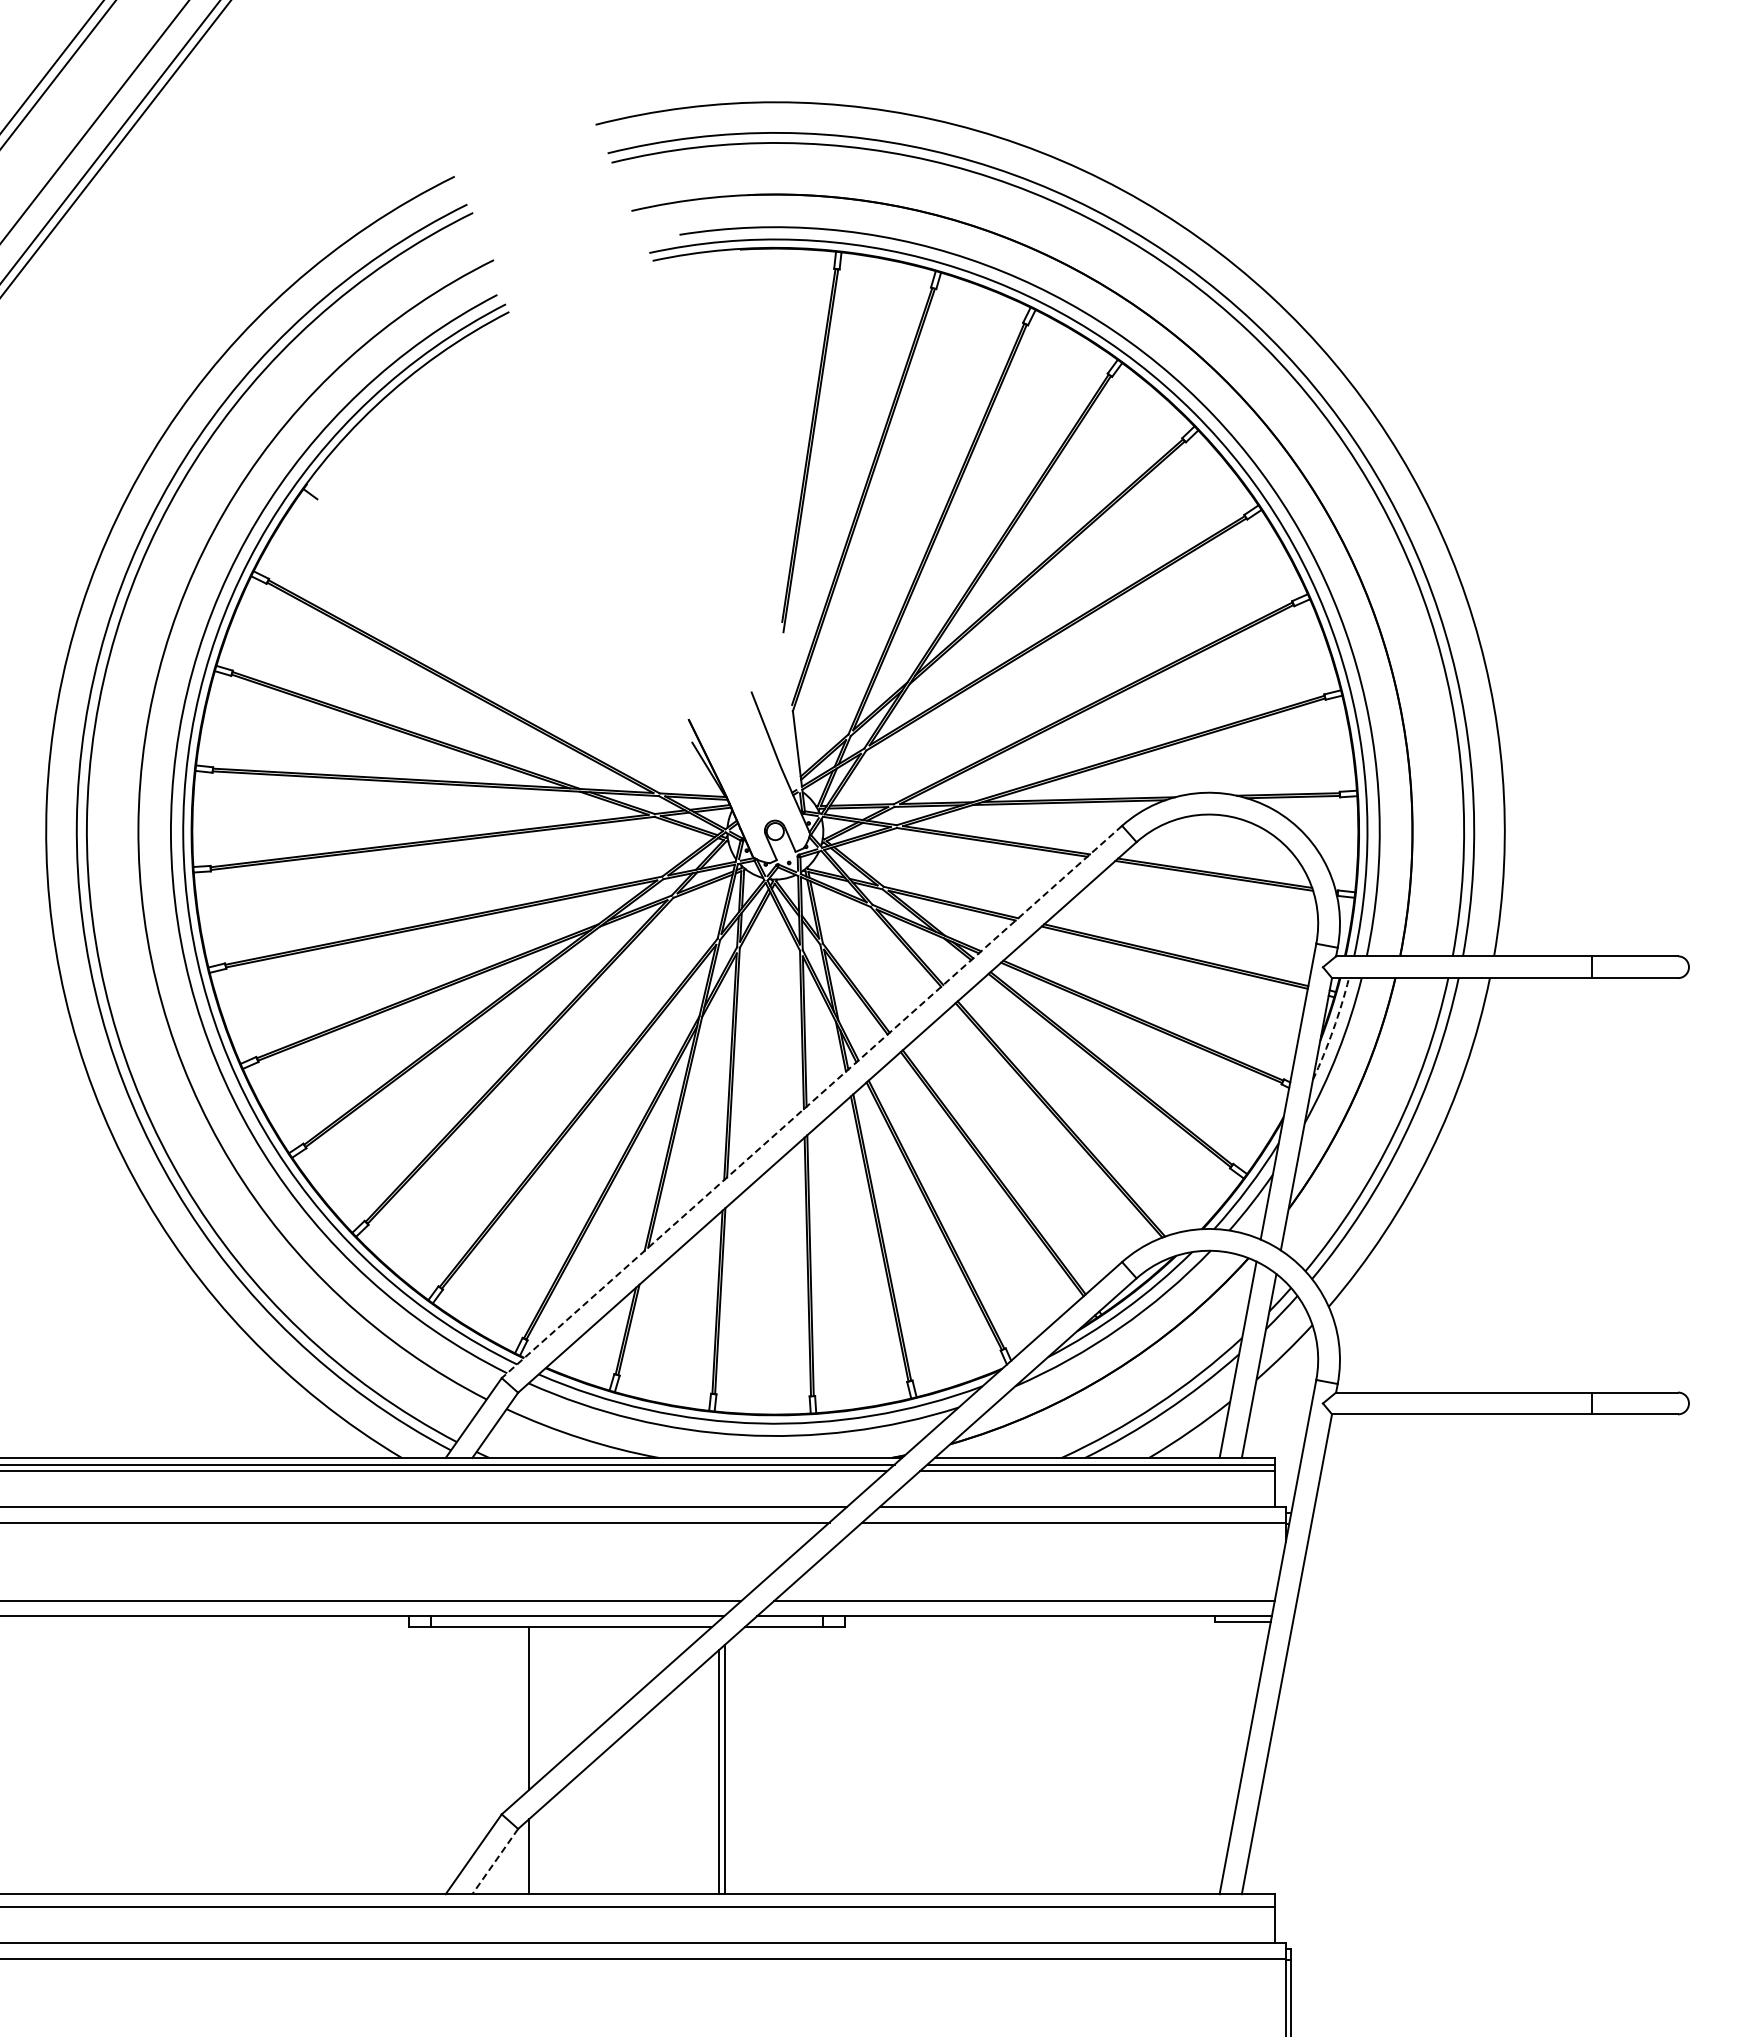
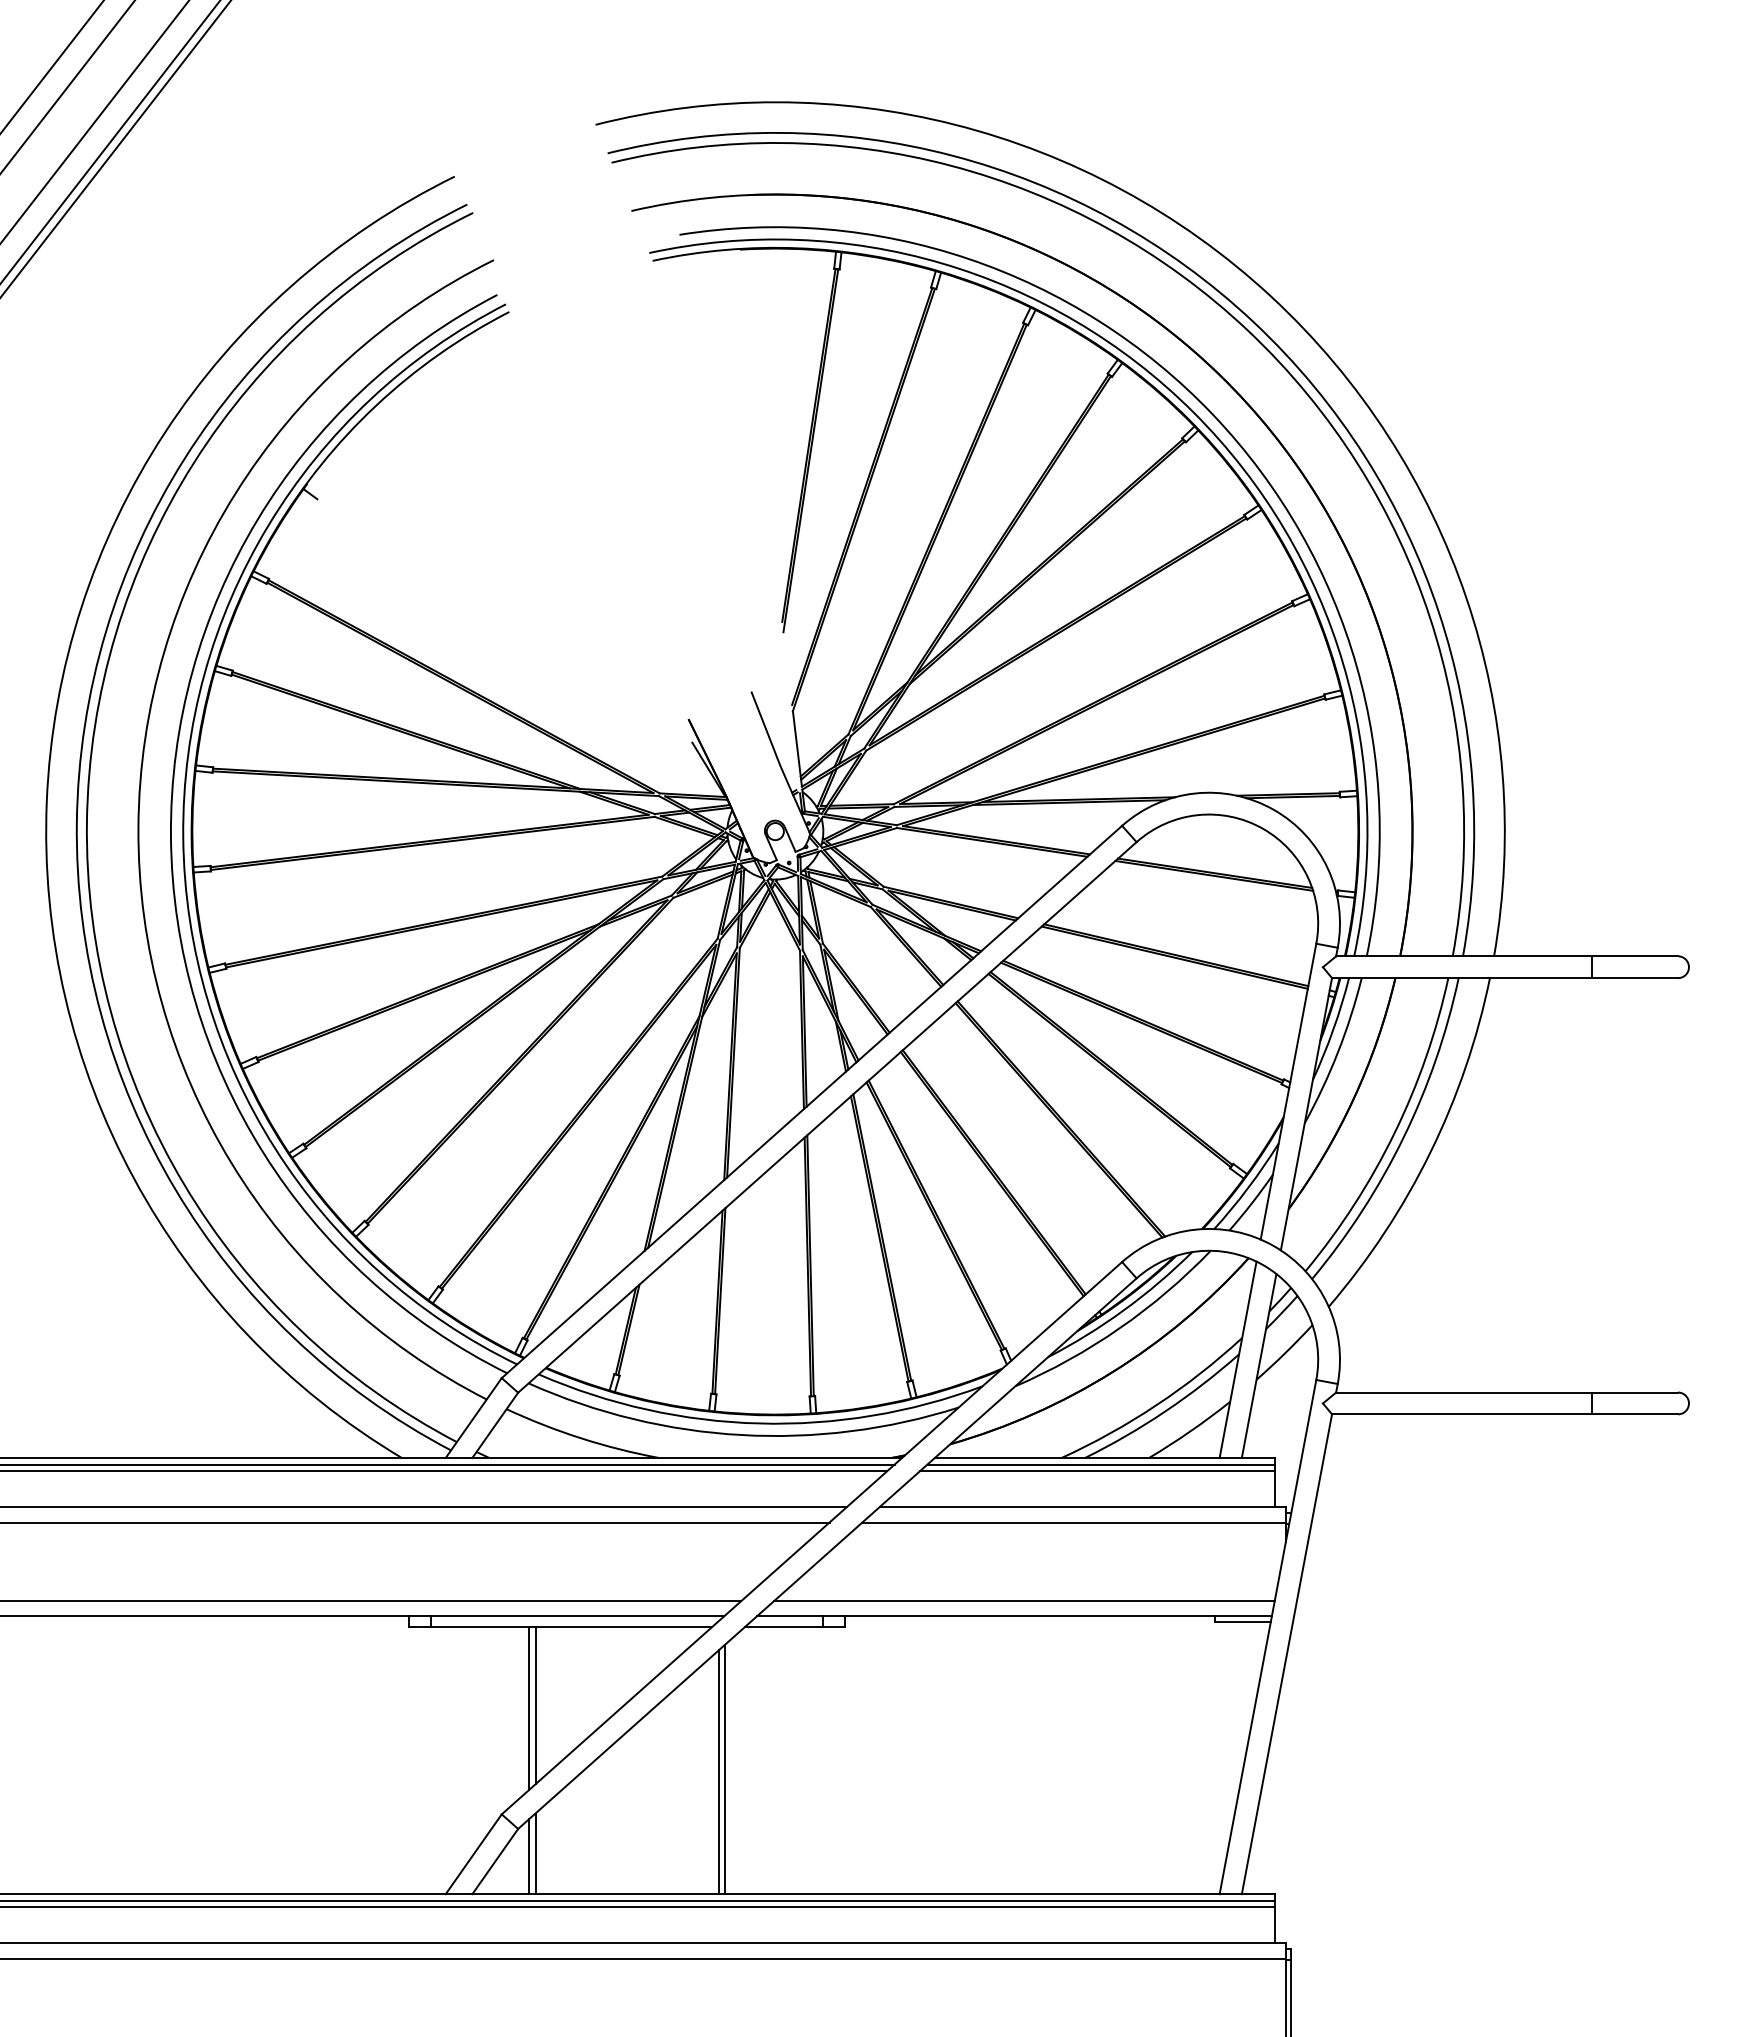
line position: (58, 74) -> (67, 86) (67, 86)
arc: dashed -> solid (1333, 1029)
line: dashed -> solid (811, 1102)
line: none -> present (535, 1705)
line: none -> present (535, 1853)
line: dashed -> solid (495, 1861)
line: none -> present (638, 1900)
